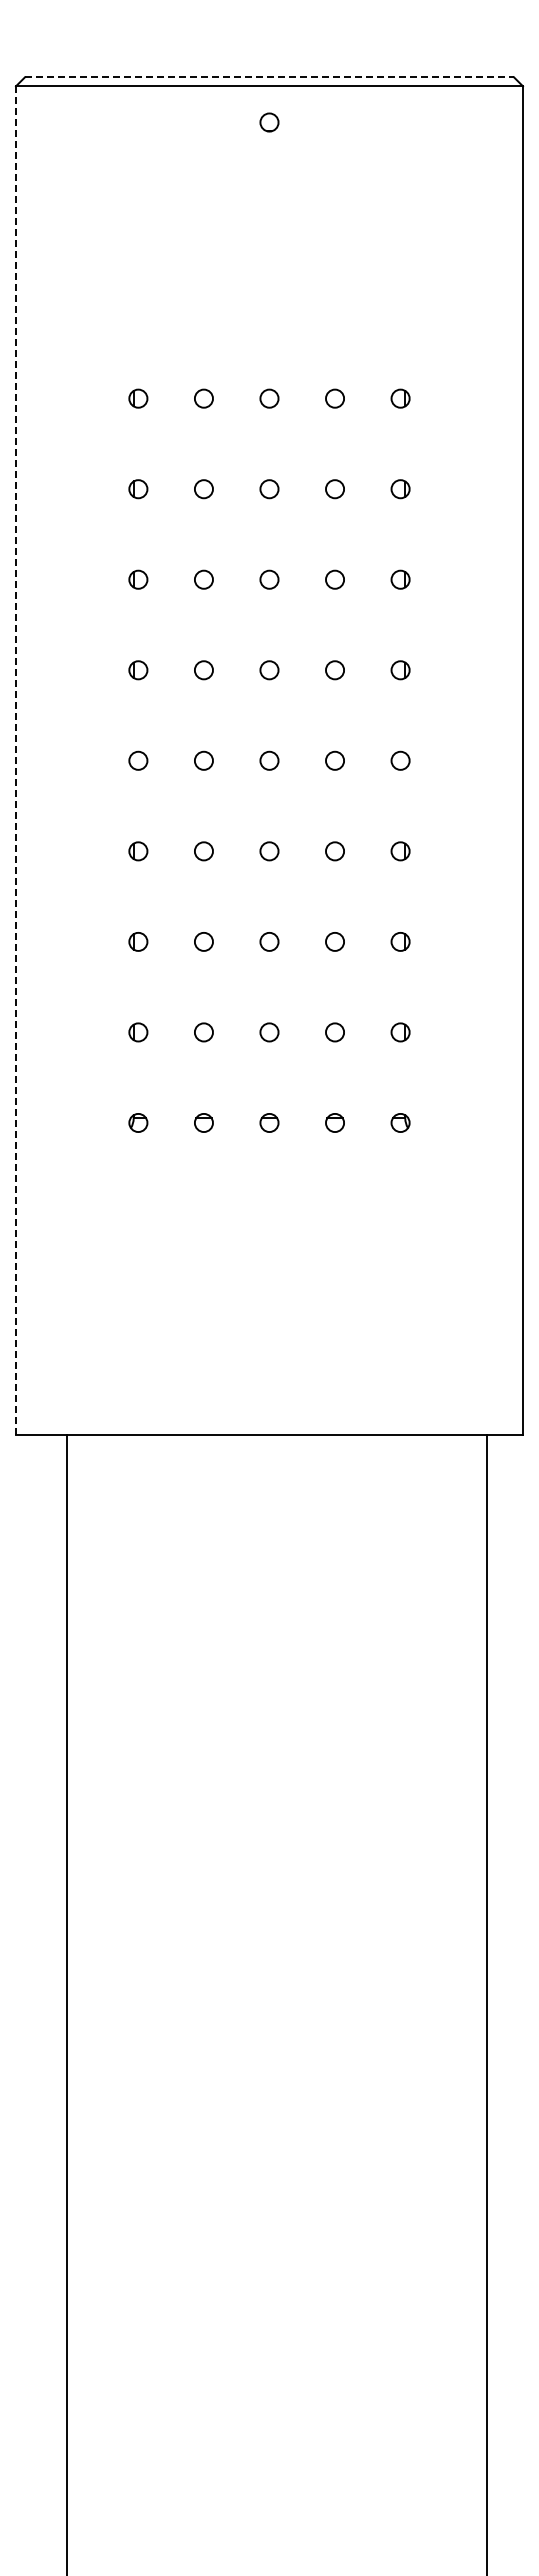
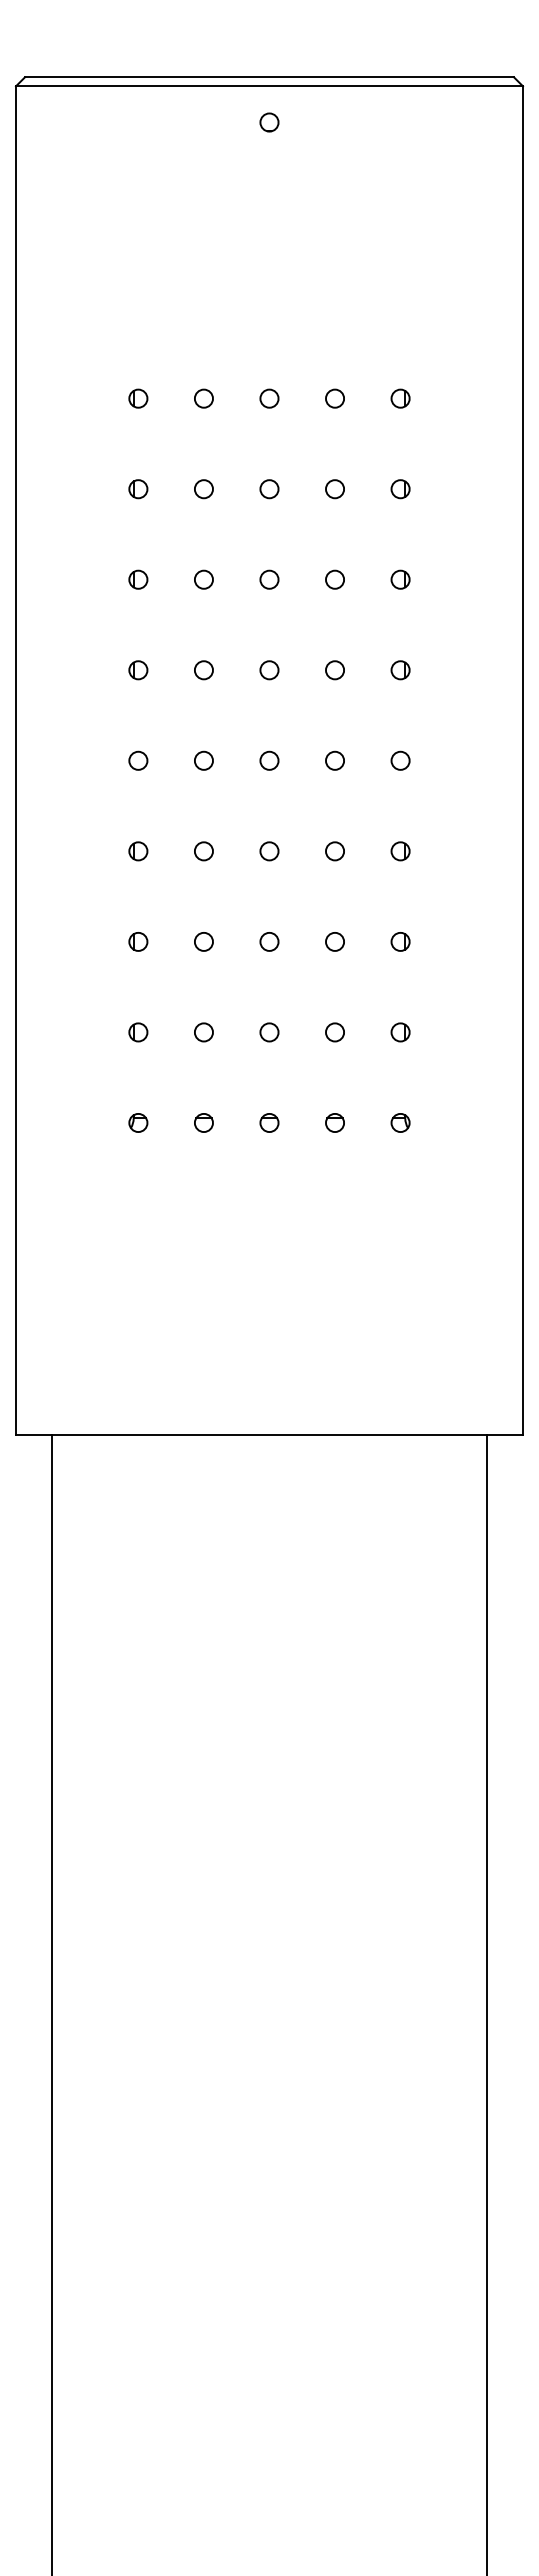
line: dashed -> solid (269, 77)
line: dashed -> solid (15, 760)
line position: (67, 2003) -> (52, 2003) (52, 2003)
